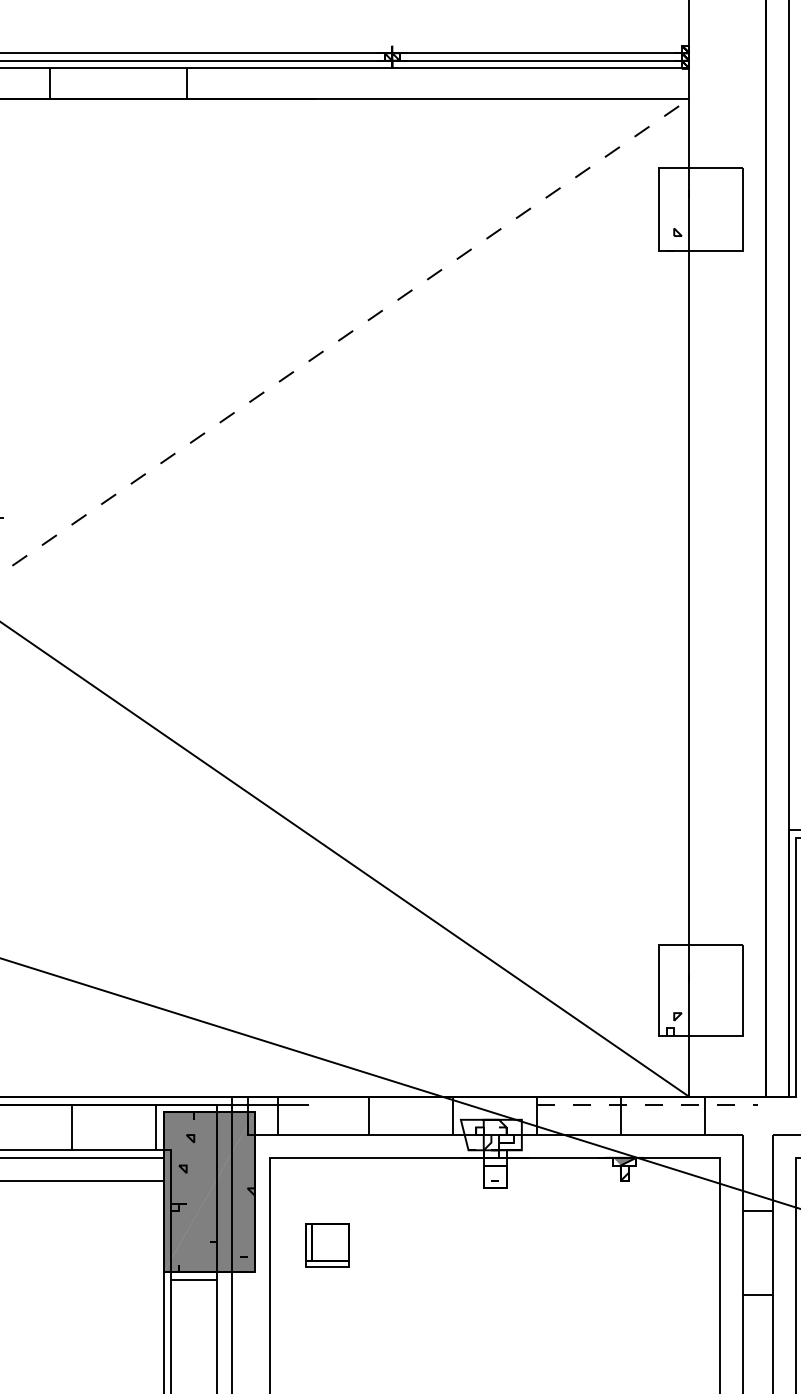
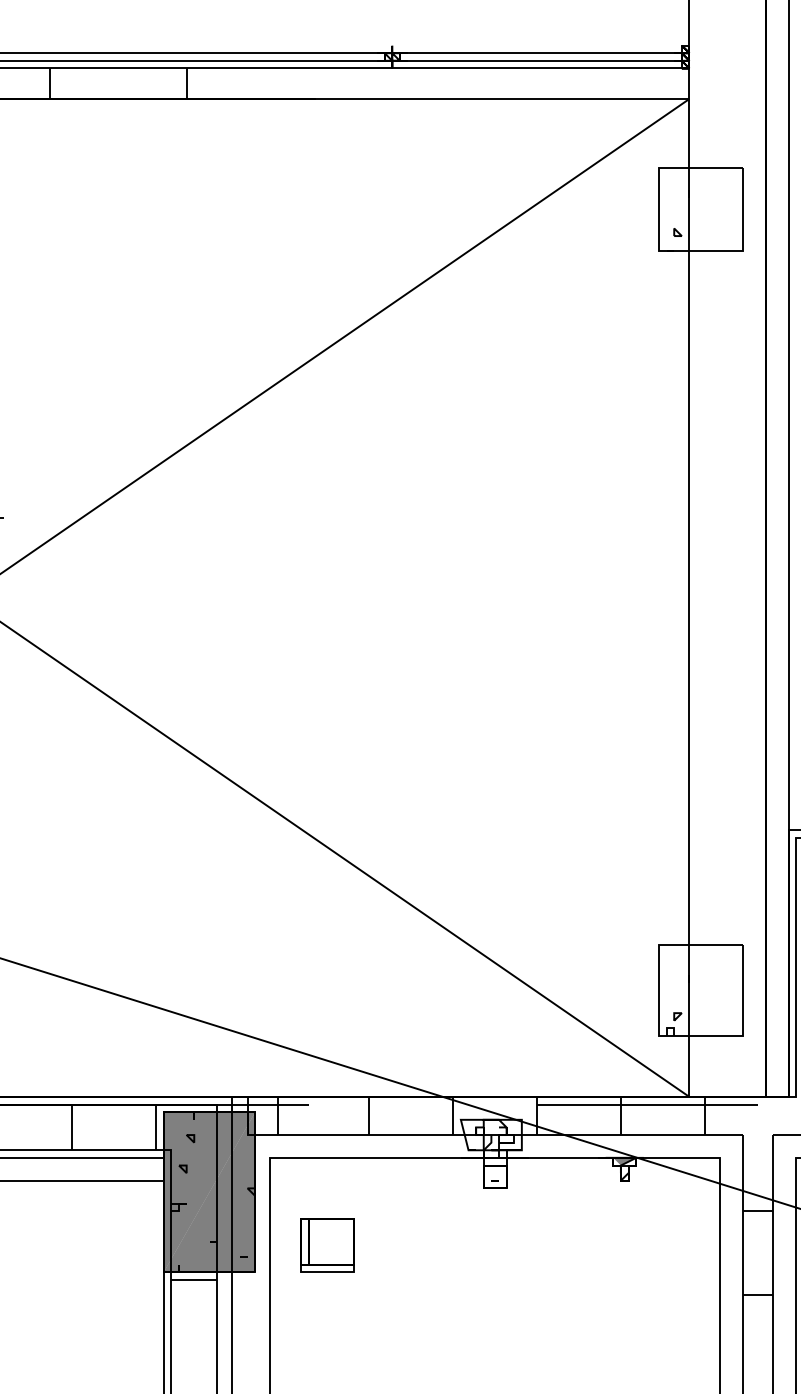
line: dashed -> solid (345, 336)
line: dashed -> solid (648, 1104)
part size: 45x45 px -> 55x55 px (327, 1245)
